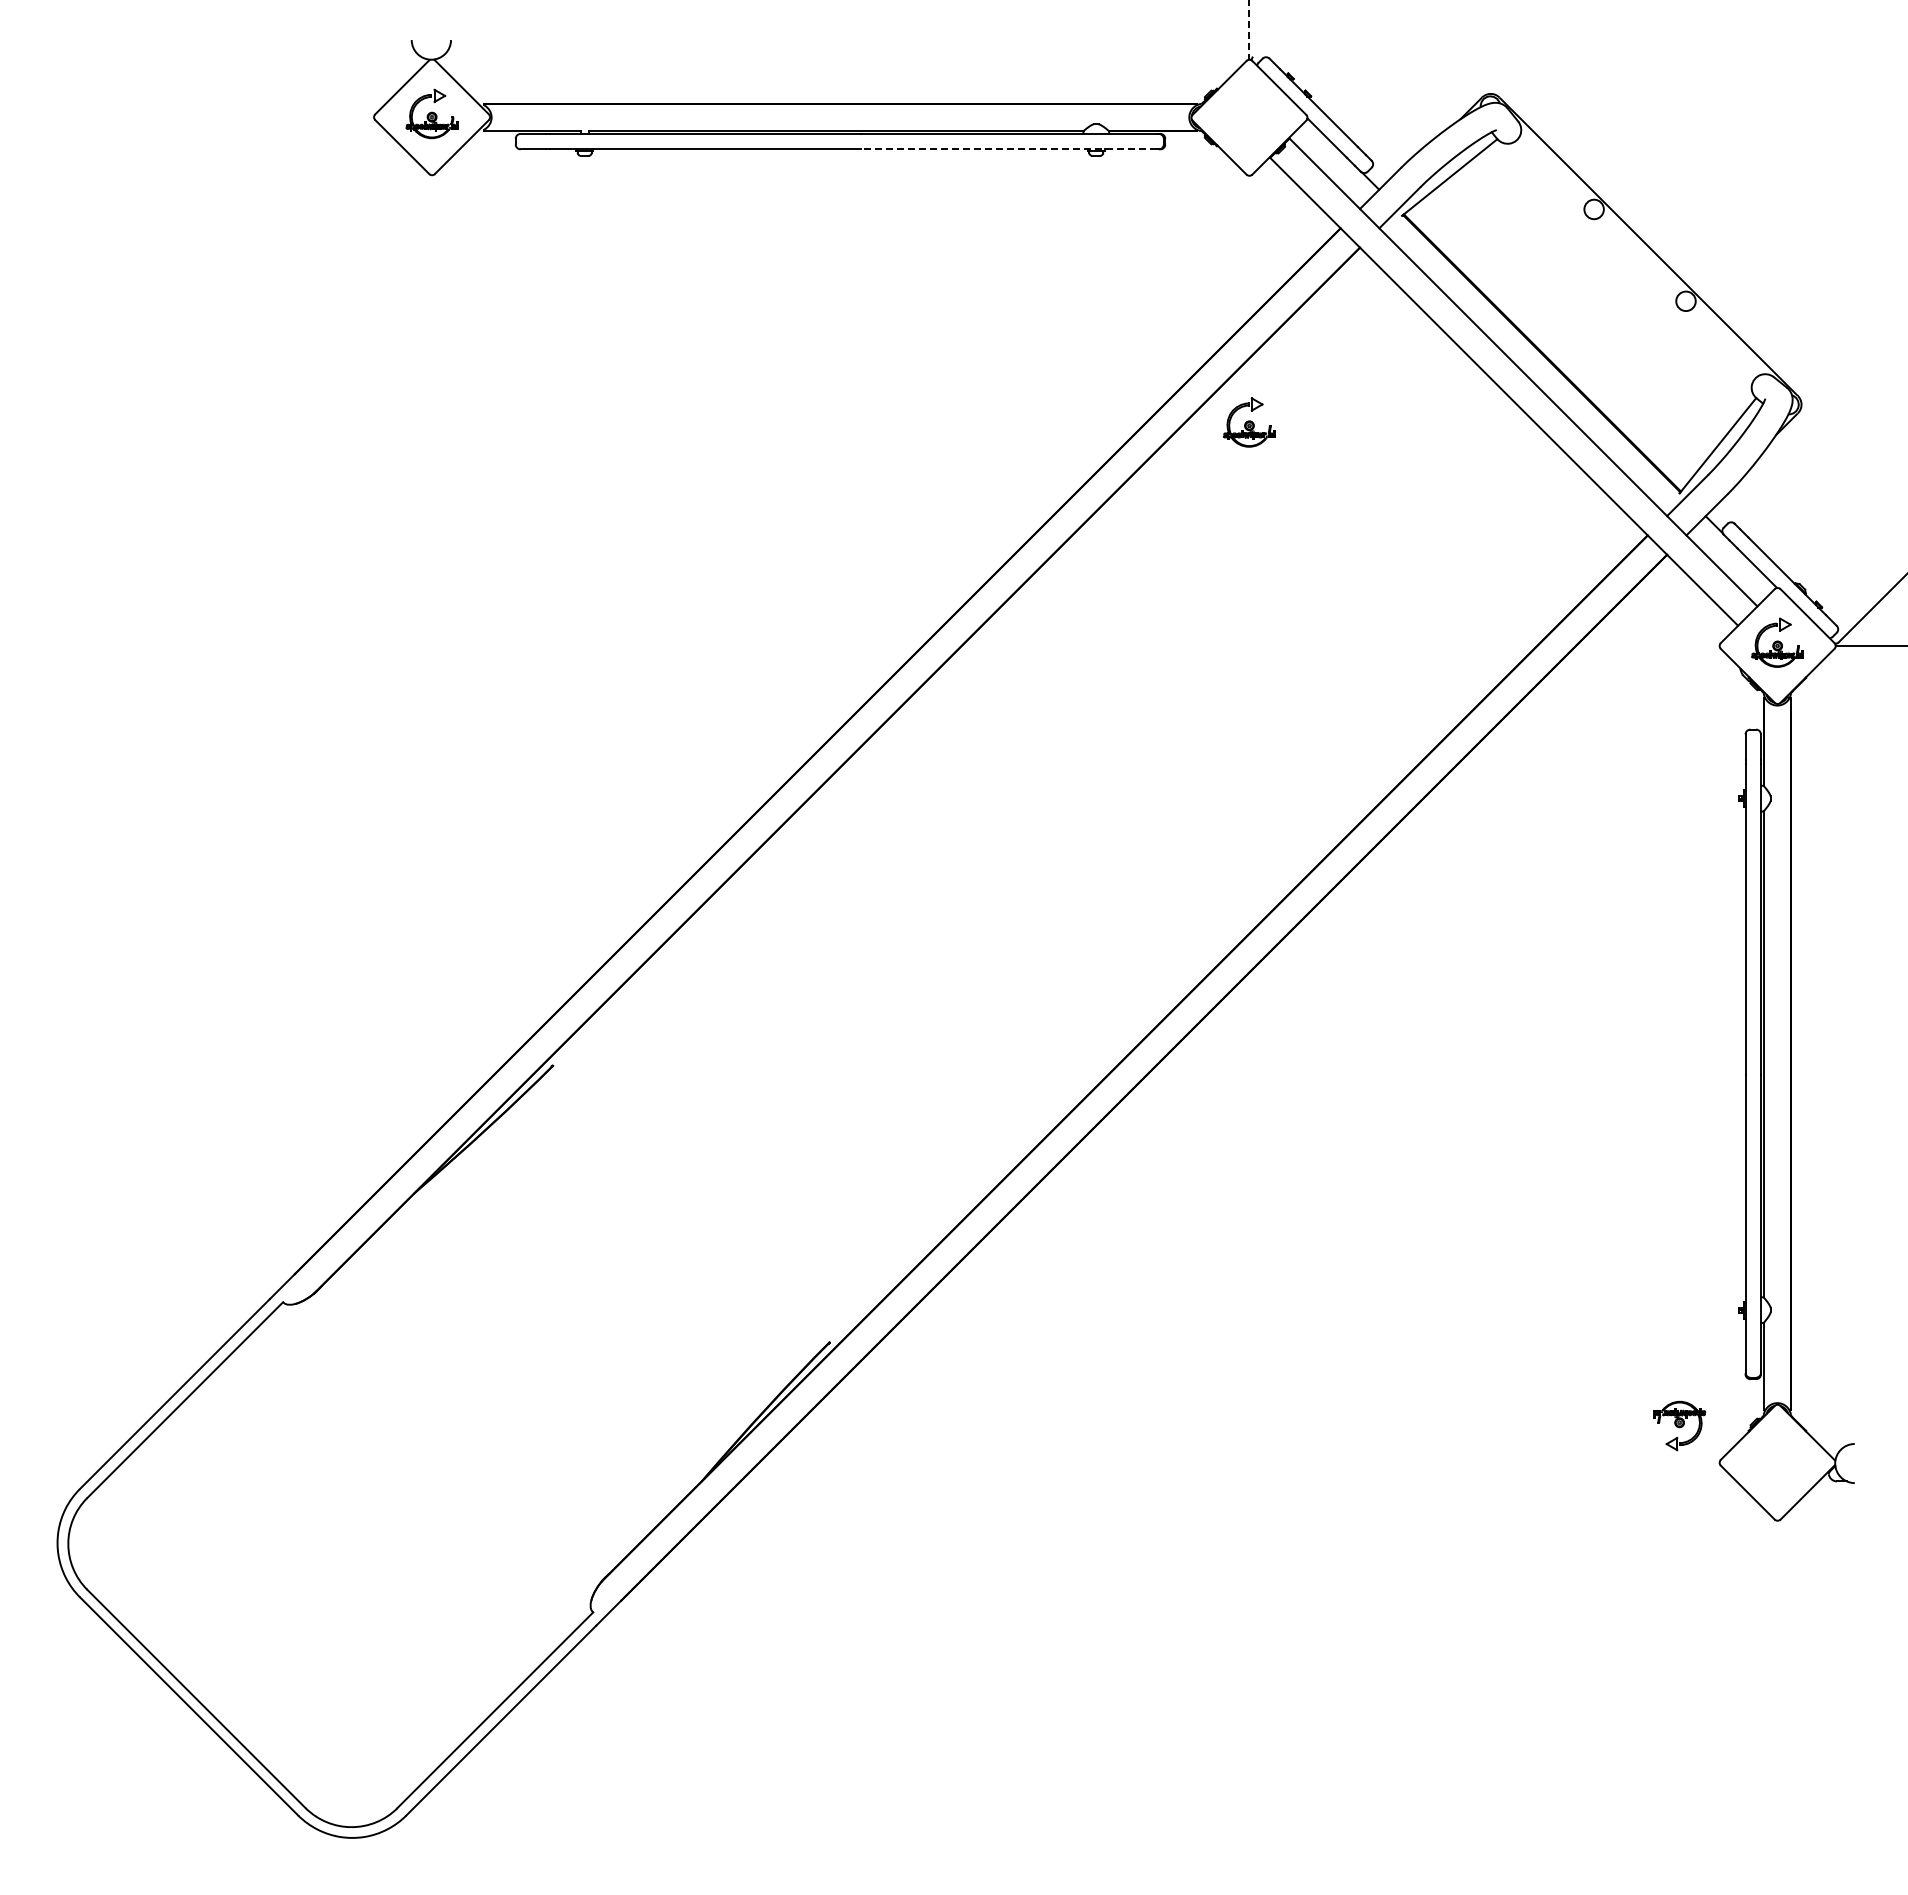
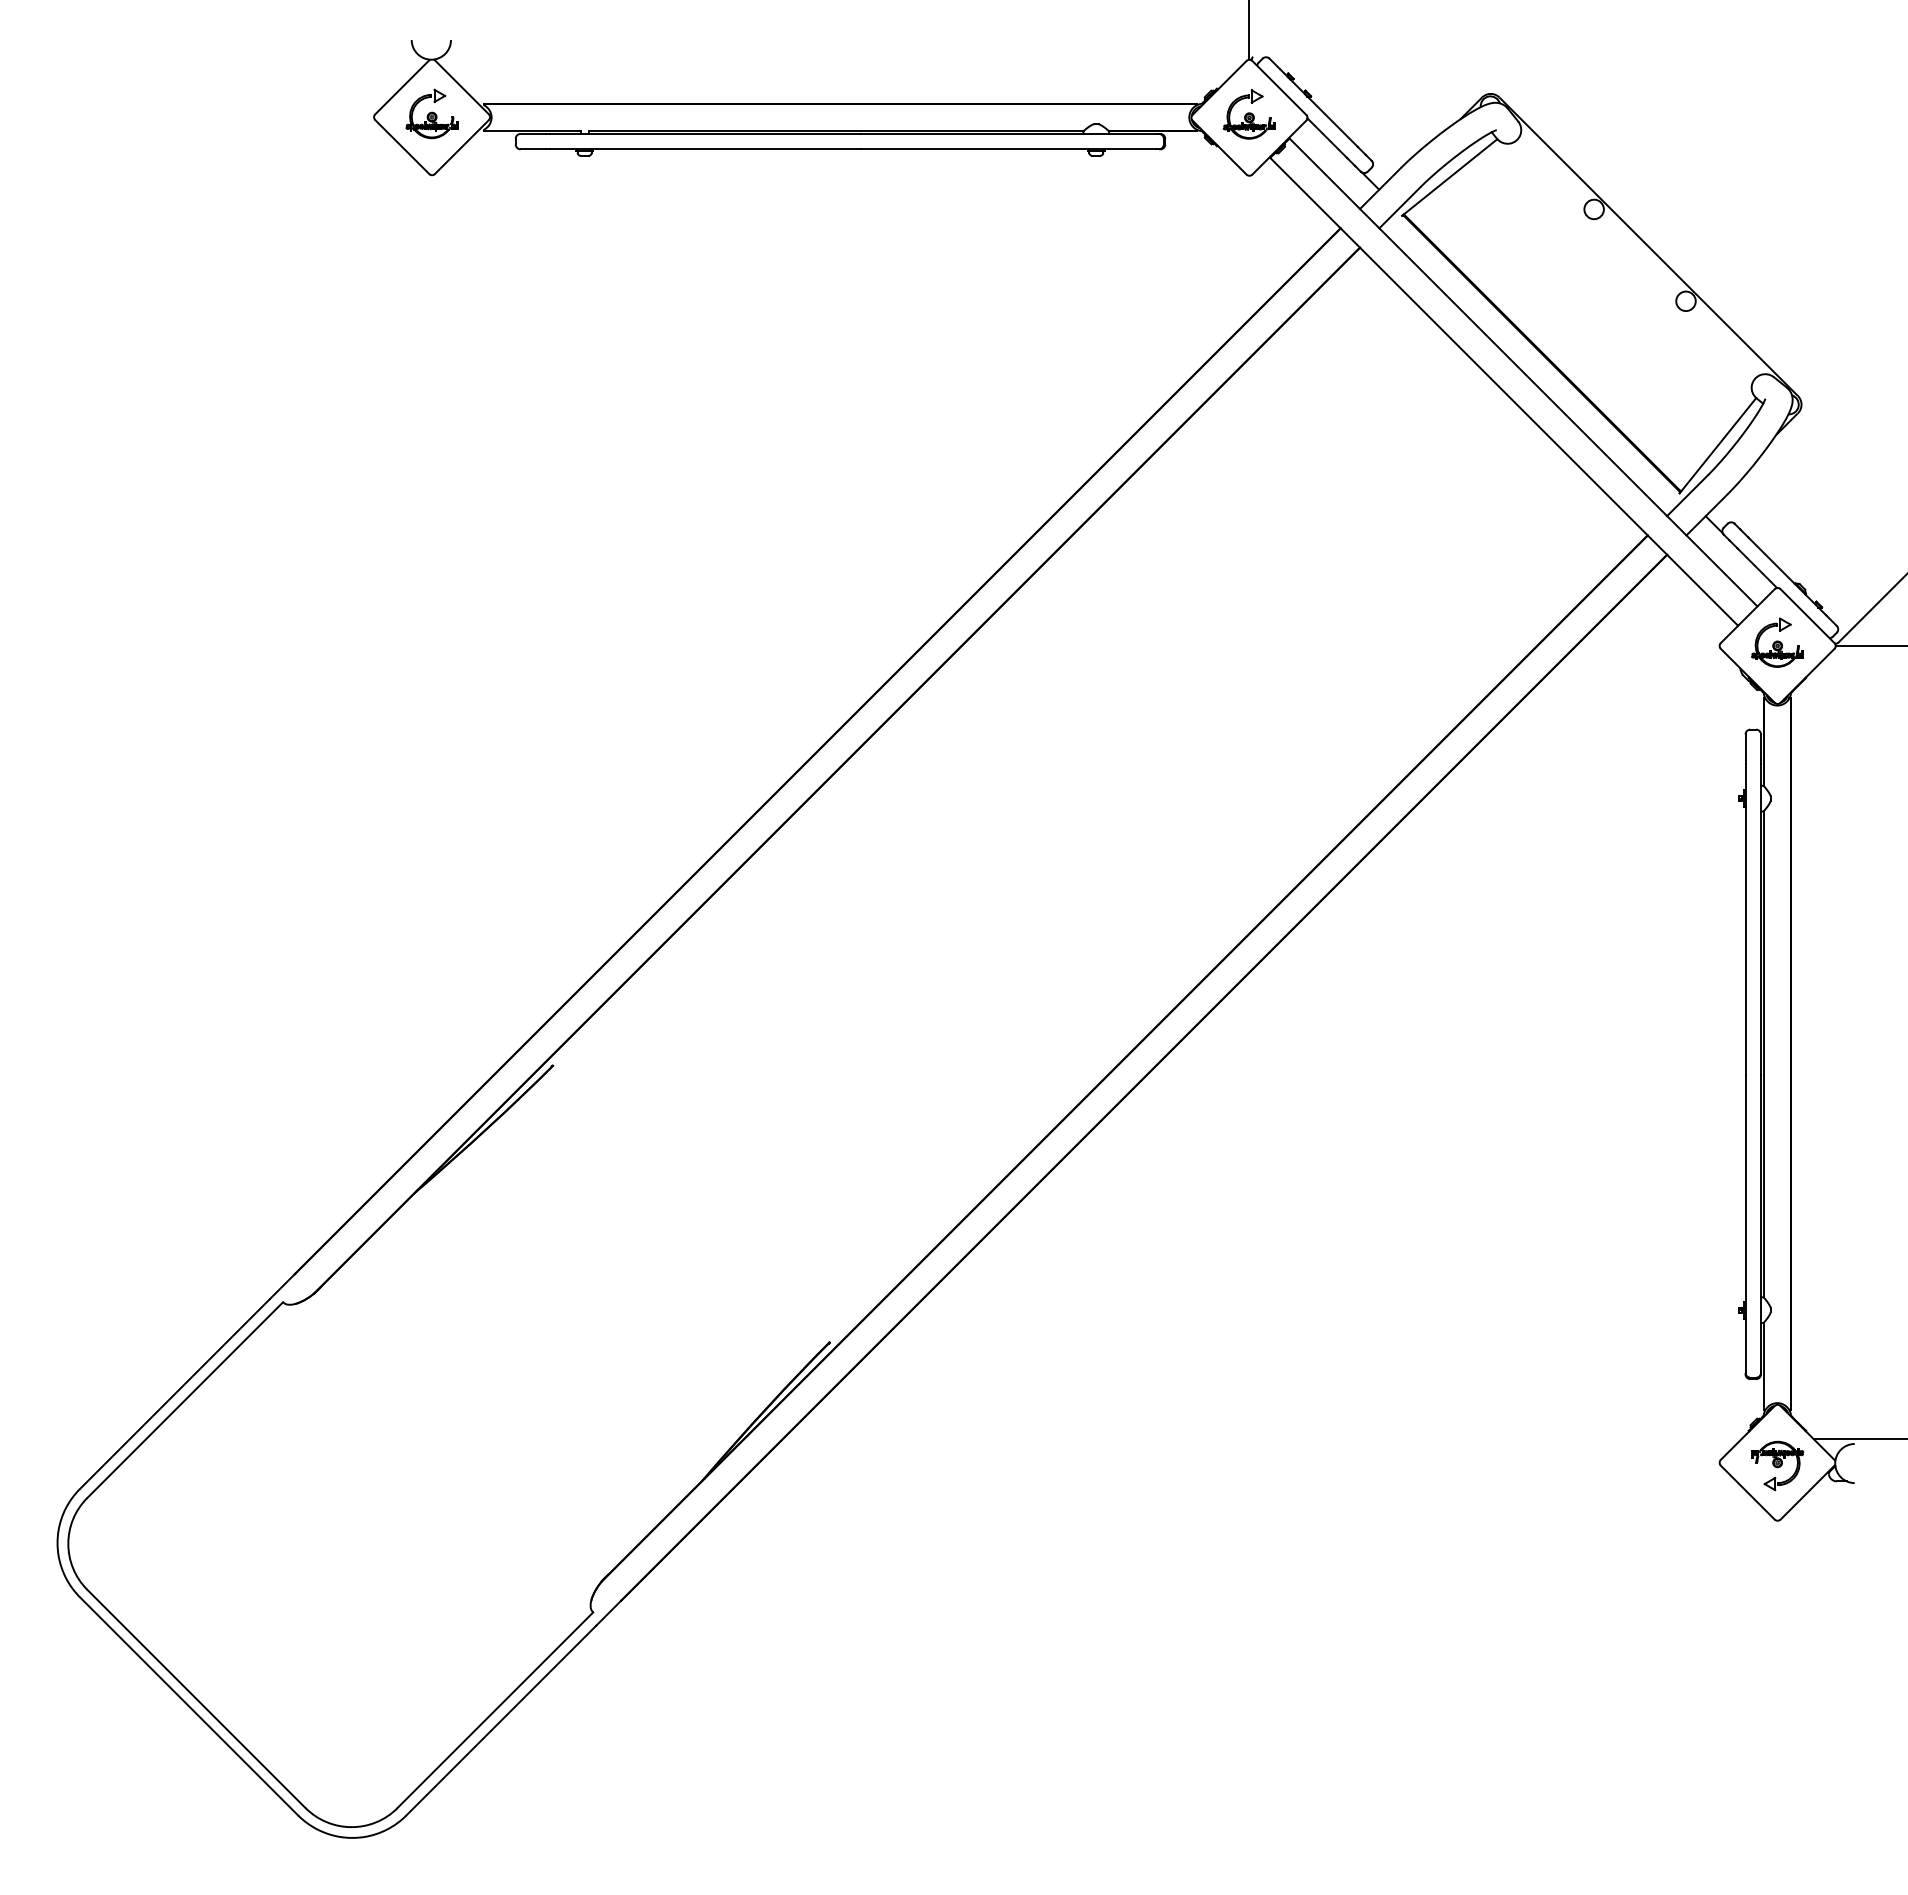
line: dashed -> solid (1248, 28)
line: dashed -> solid (1008, 149)
part position: (1248, 422) -> (1248, 114) (1248, 114)
part position: (1679, 1425) -> (1777, 1465) (1777, 1465)
line: none -> present (1858, 1439)
